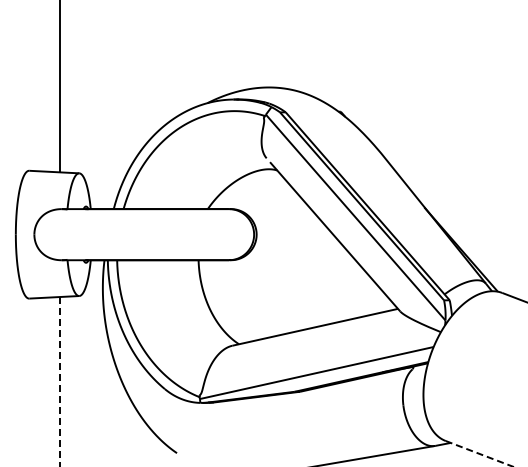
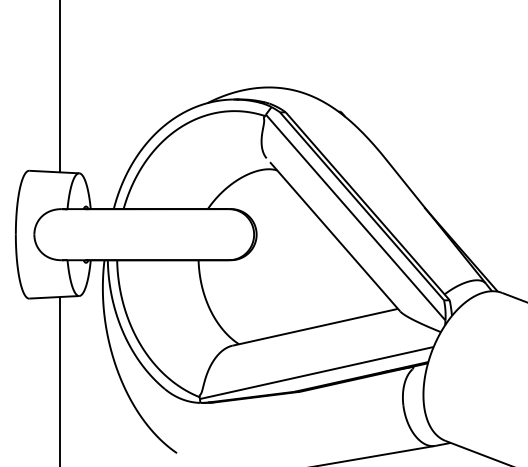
line: dashed -> solid (60, 382)
line: dashed -> solid (480, 454)
